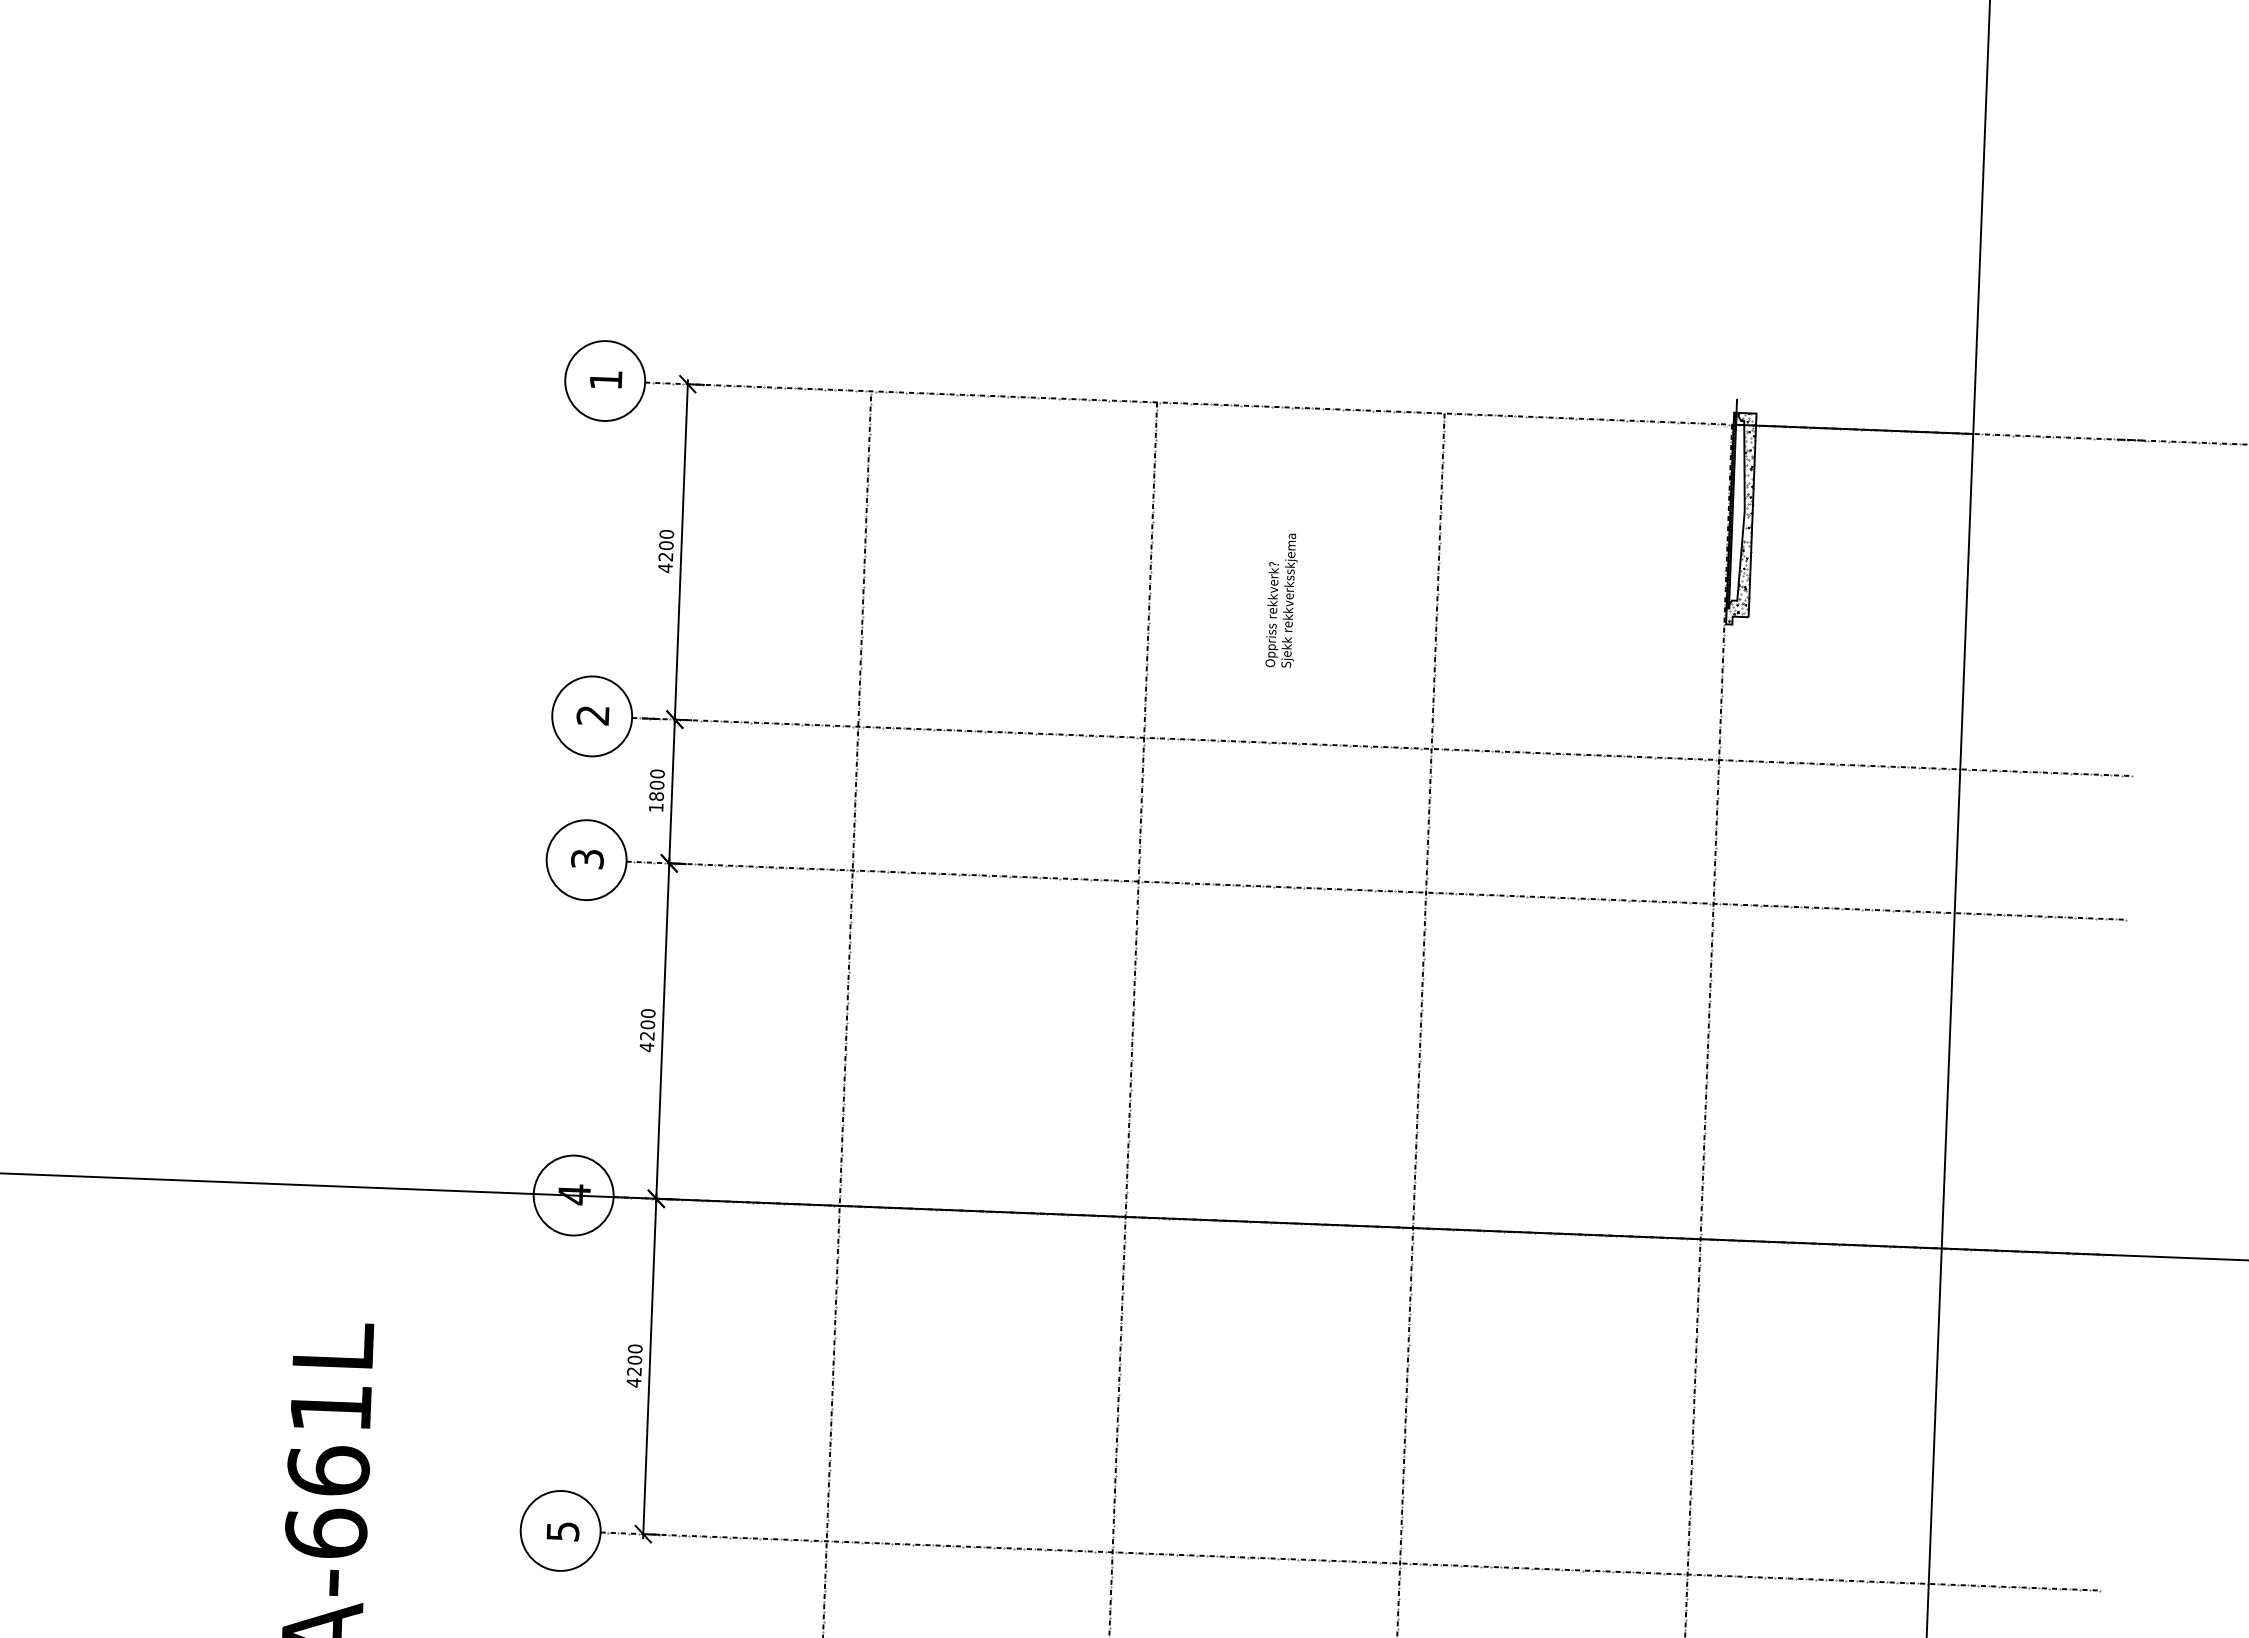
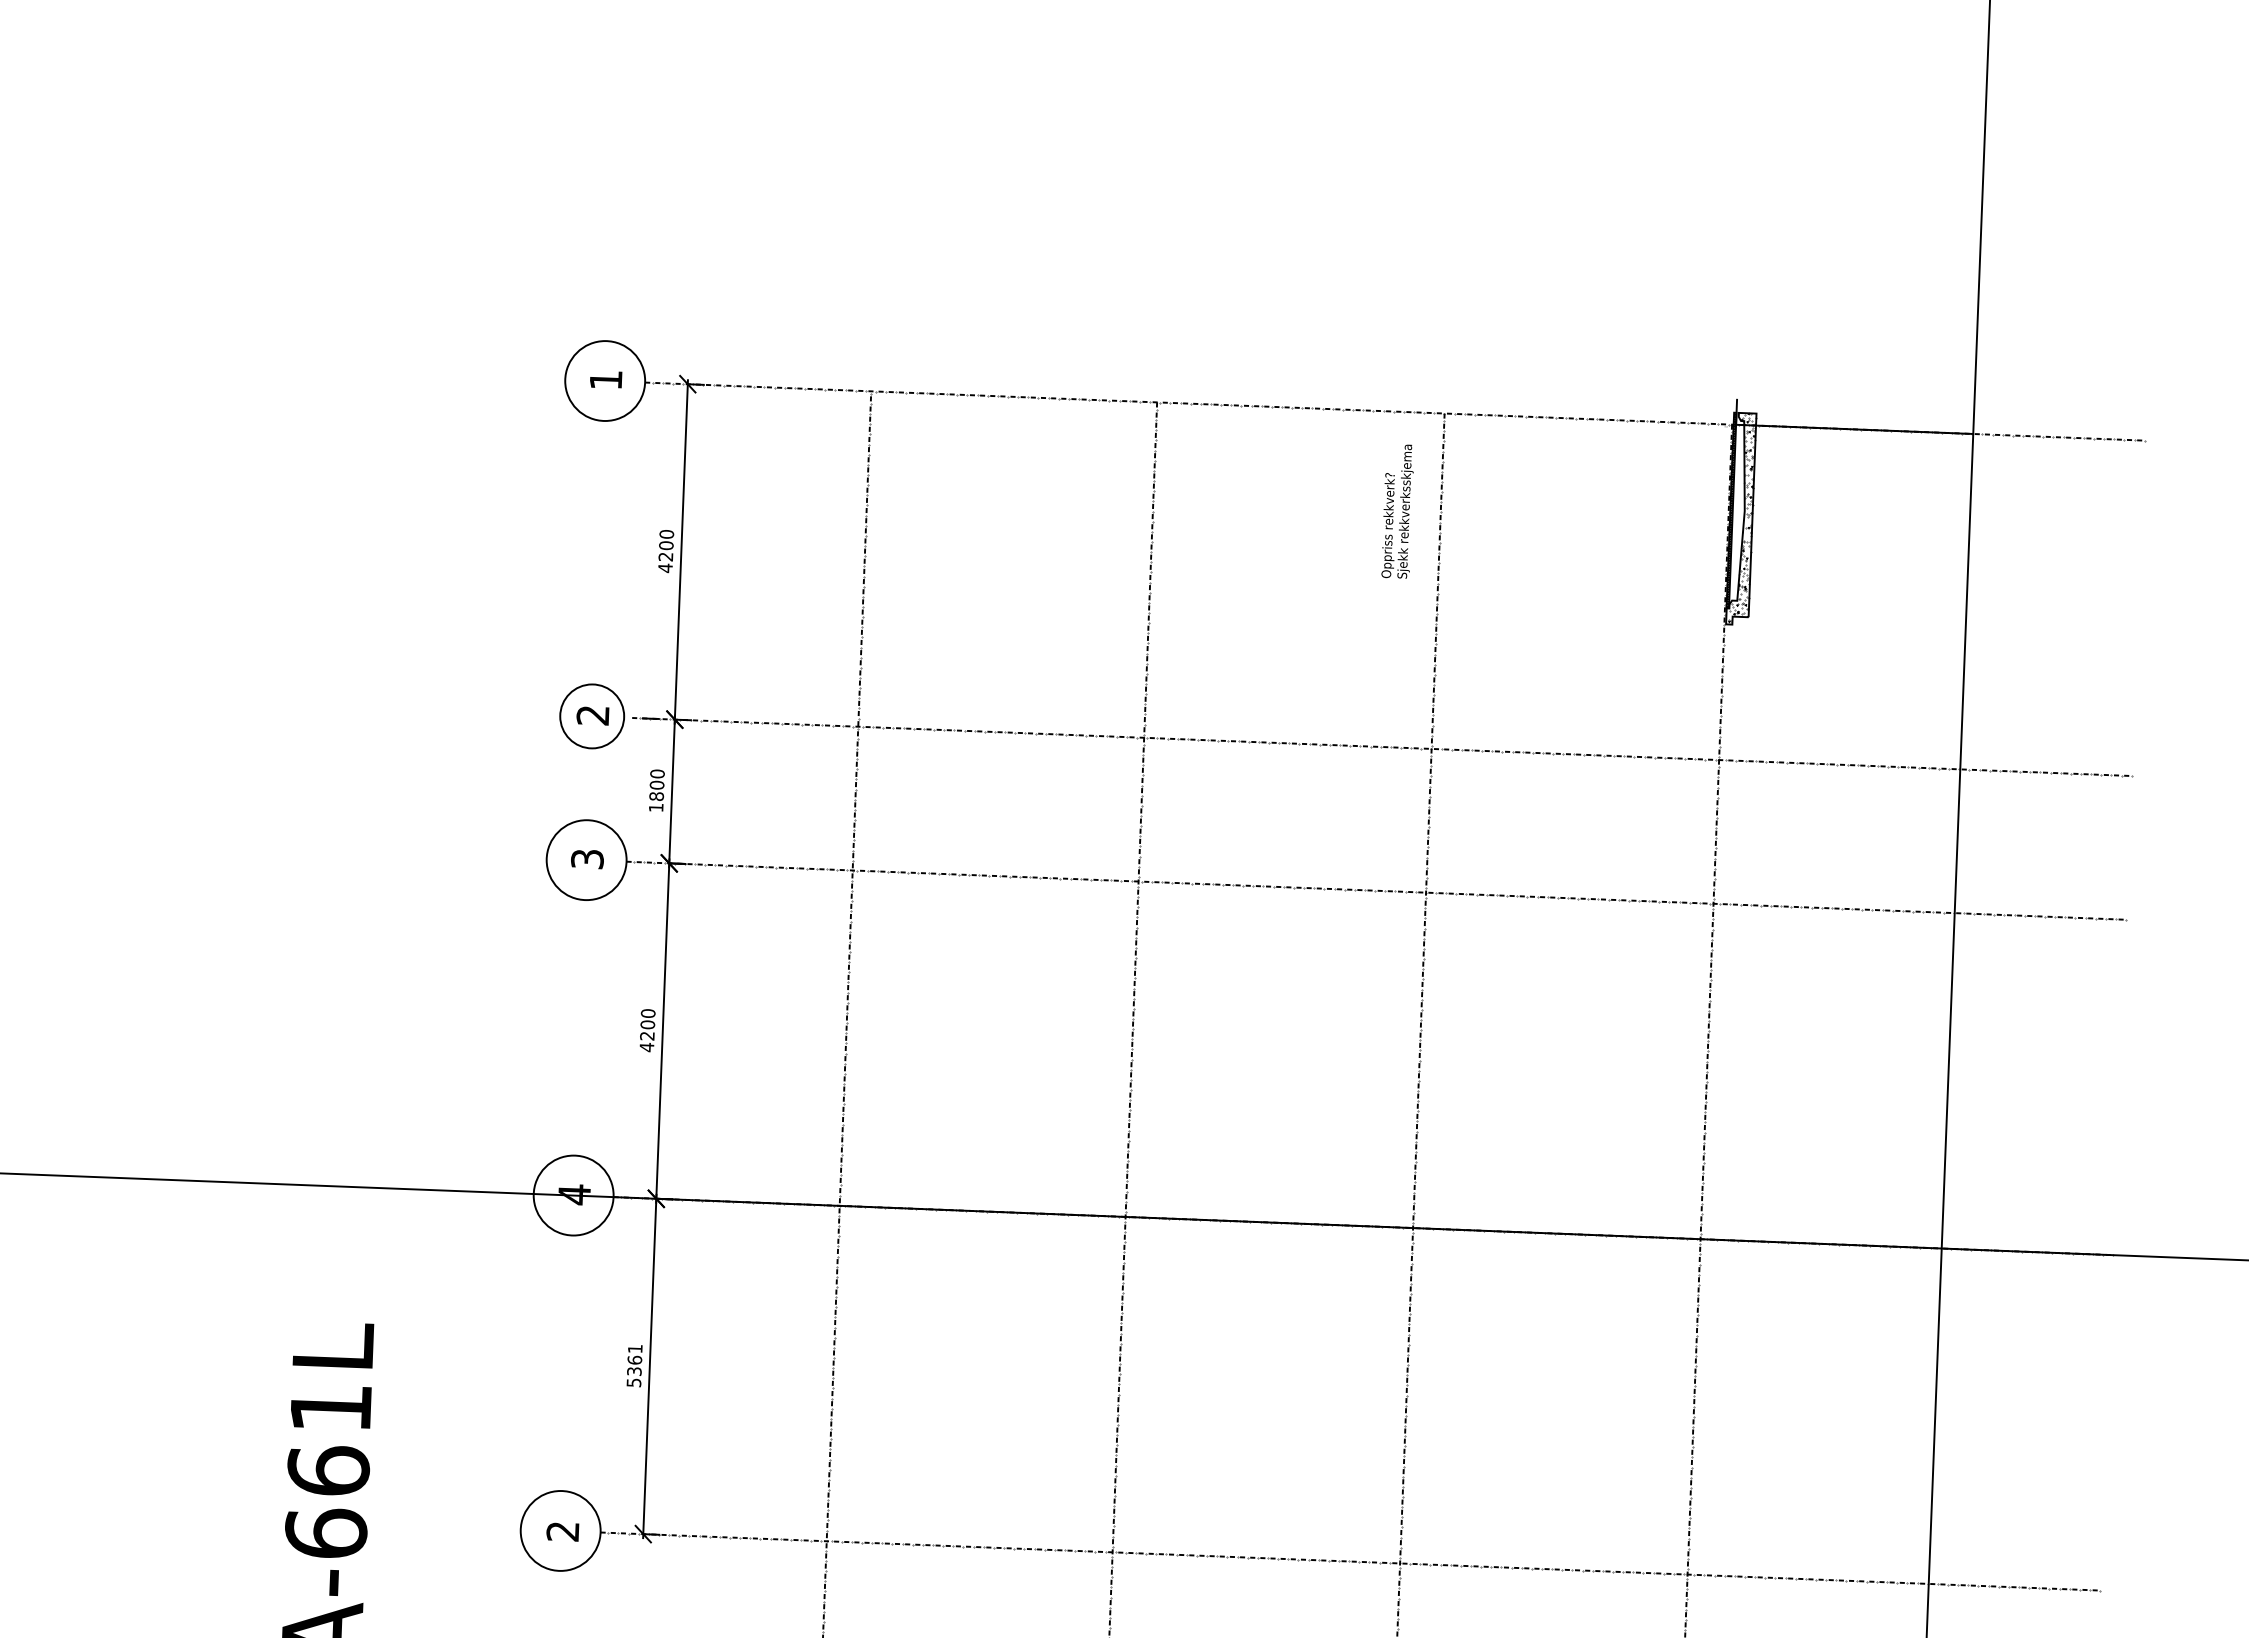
line: present -> none (2181, 441)
text position: (1281, 600) -> (1397, 511) (1397, 511)
circle diameter: 80 px -> 64 px (592, 716)
text: 4200 -> 5361 (634, 1365)
text: 5 -> 2 (562, 1531)
